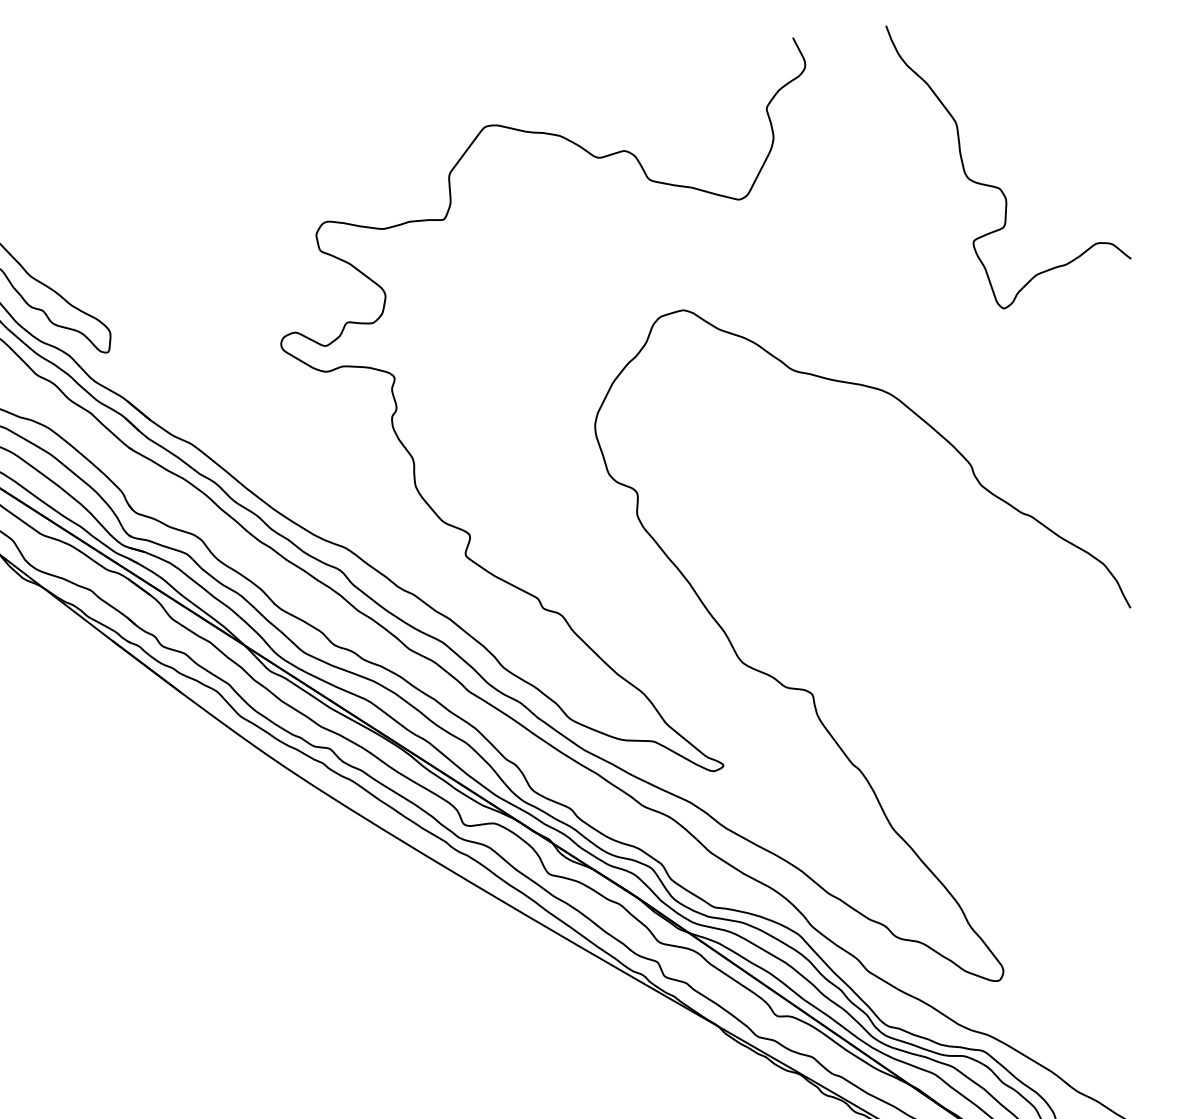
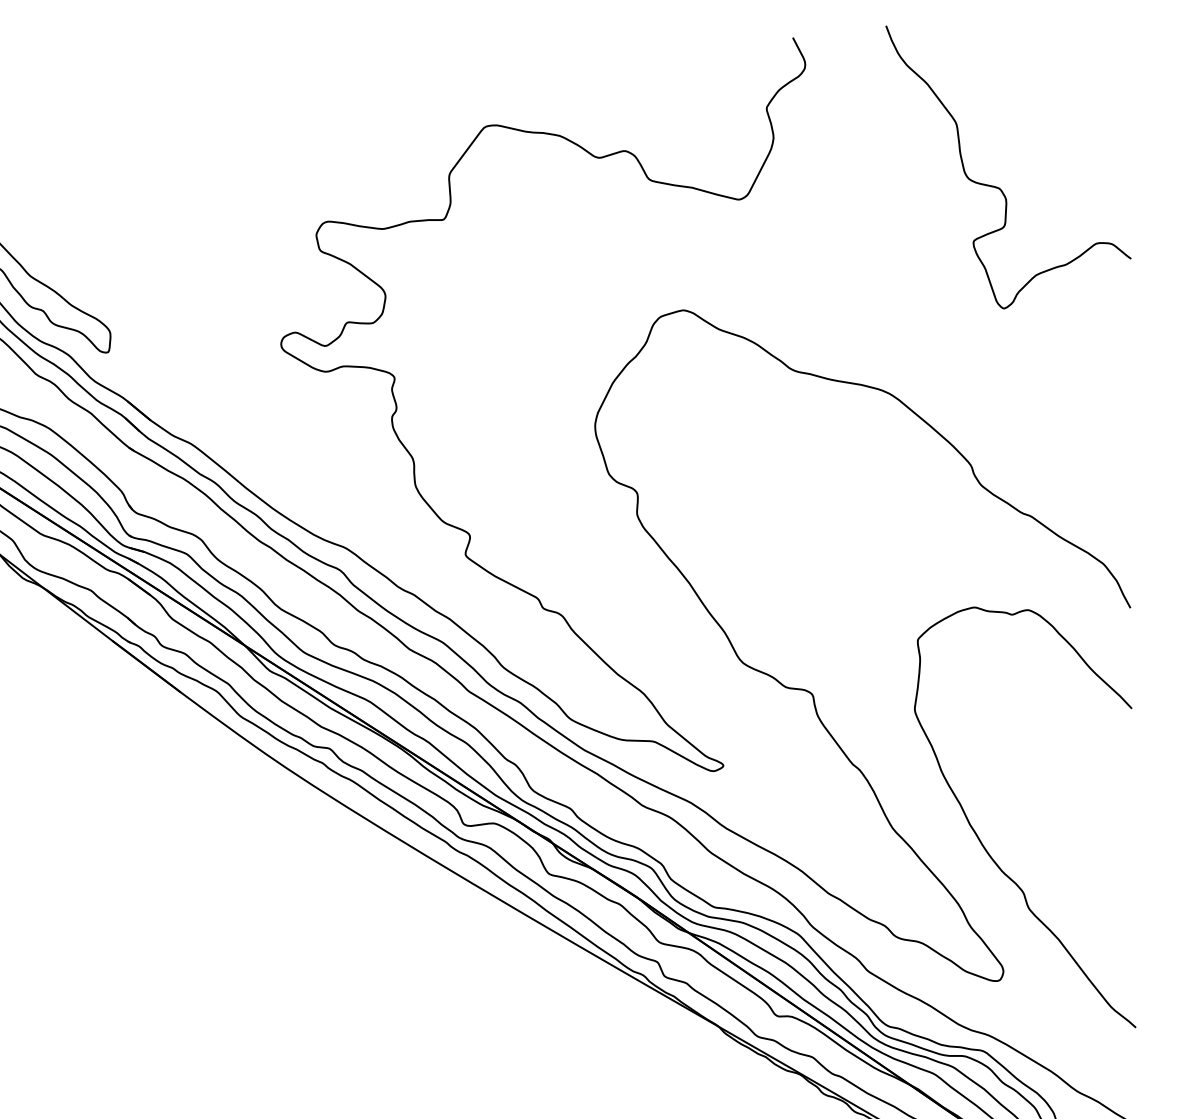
curve: none -> present (982, 842)
